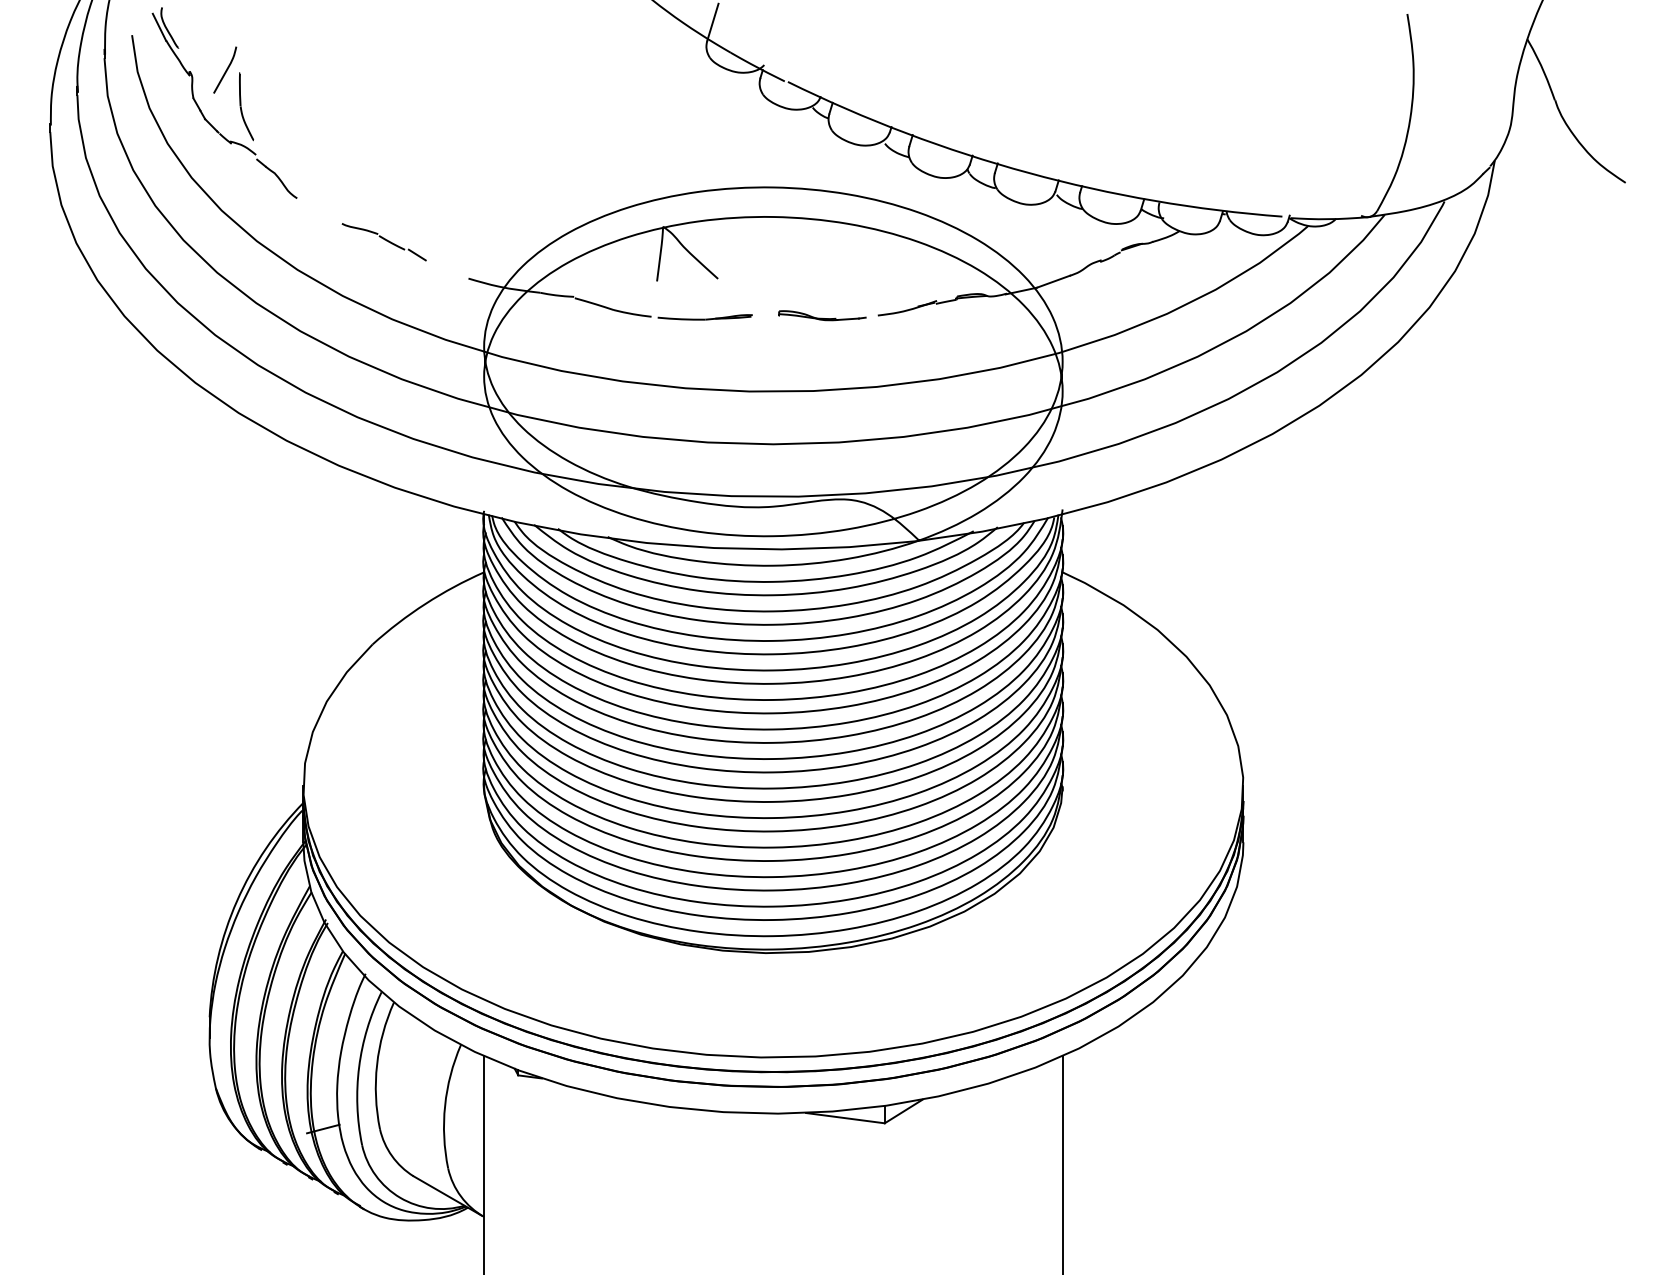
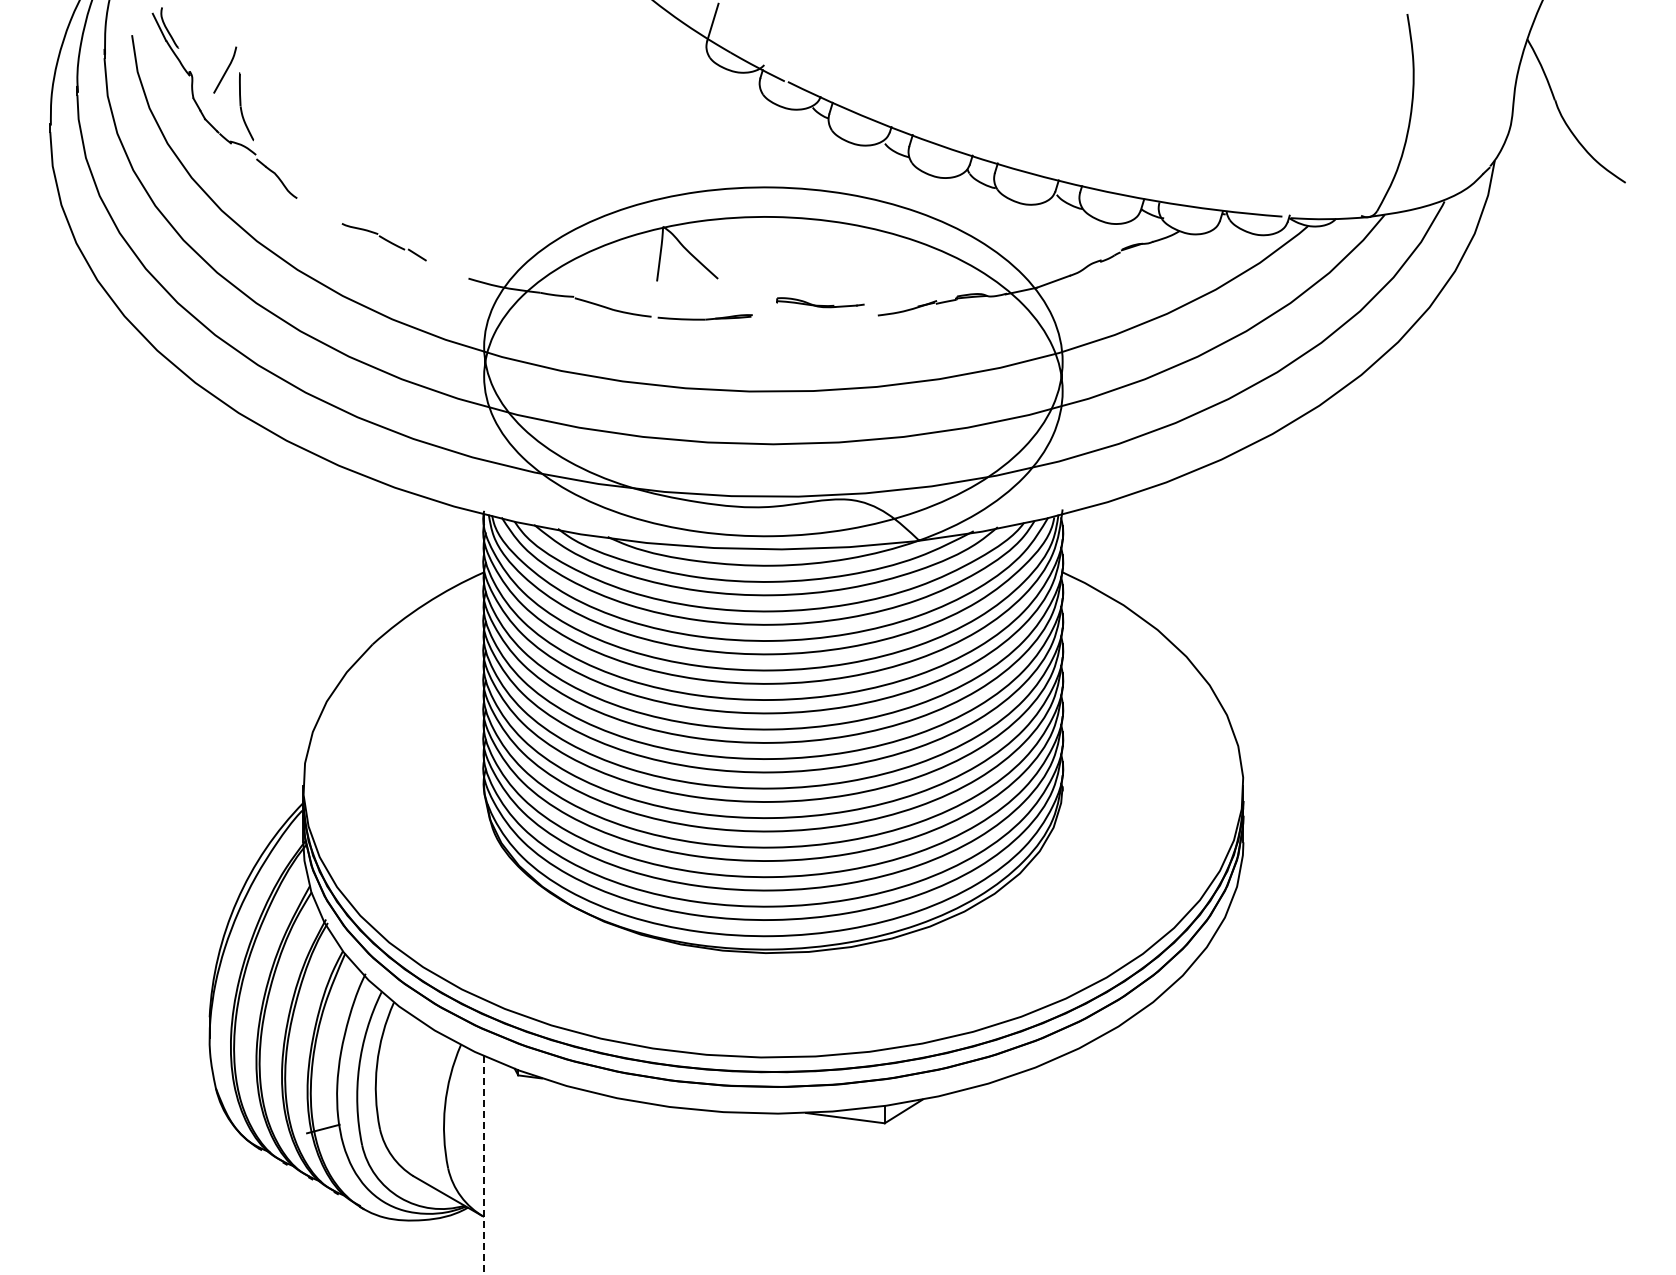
part position: (822, 315) -> (820, 302) (820, 302)
line: present -> none (1062, 1163)
line: solid -> dashed (484, 1165)
